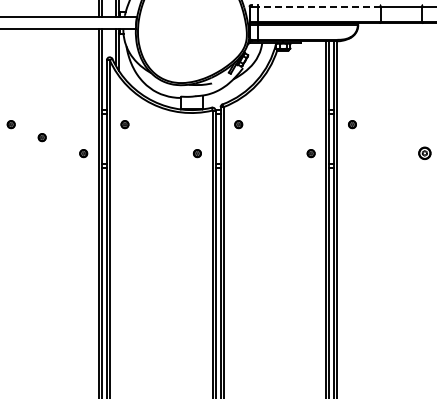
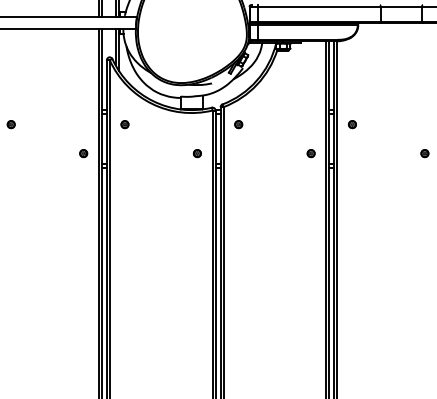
line: dashed -> solid (318, 6)
part: present -> none (41, 137)
part size: 14x14 px -> 10x10 px (424, 153)
